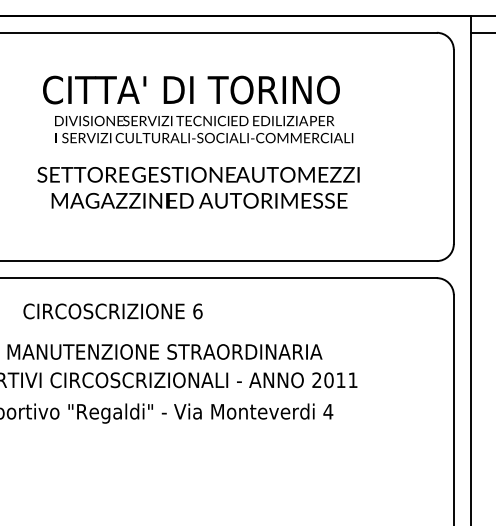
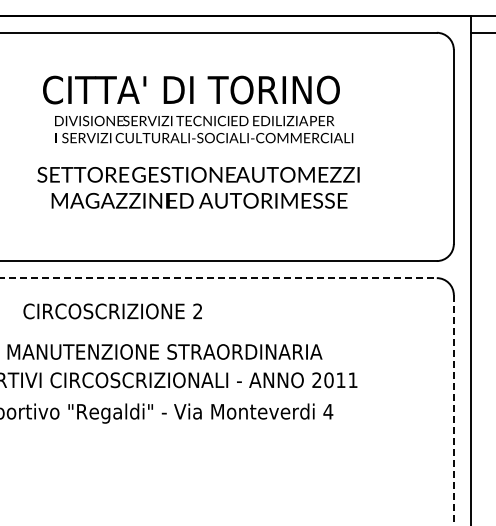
line: solid -> dashed (219, 278)
text: 6 -> 2 (197, 311)
line: solid -> dashed (453, 410)
